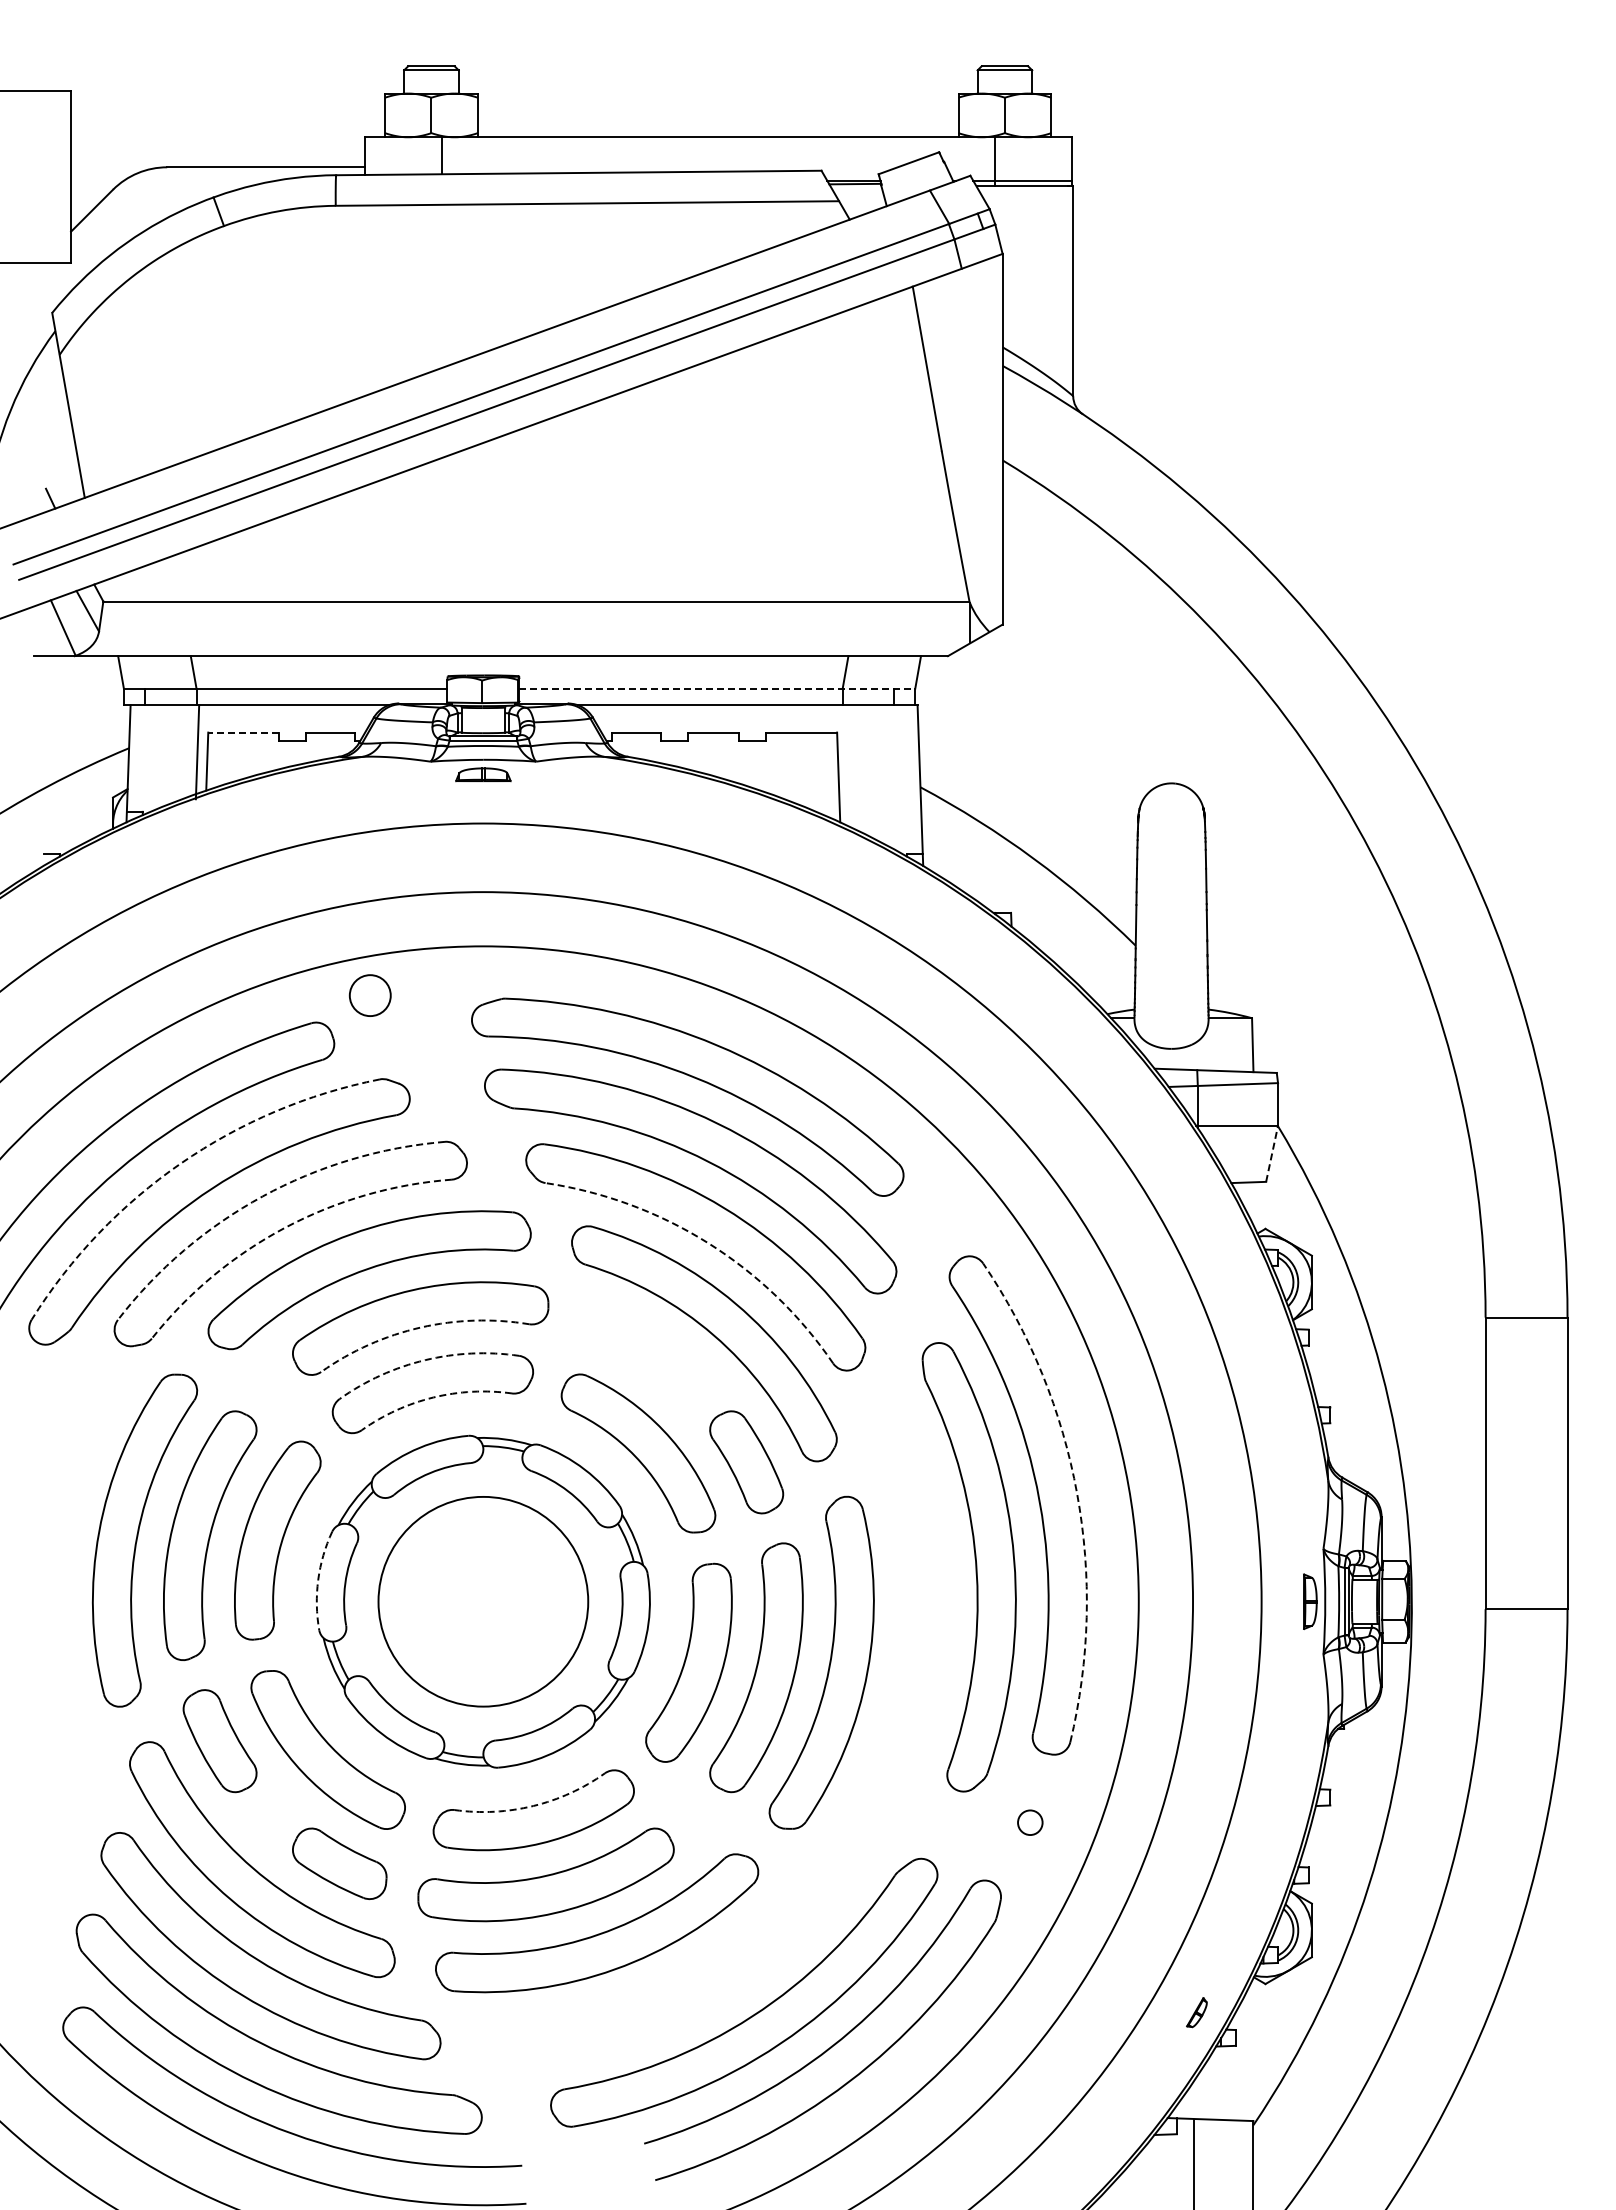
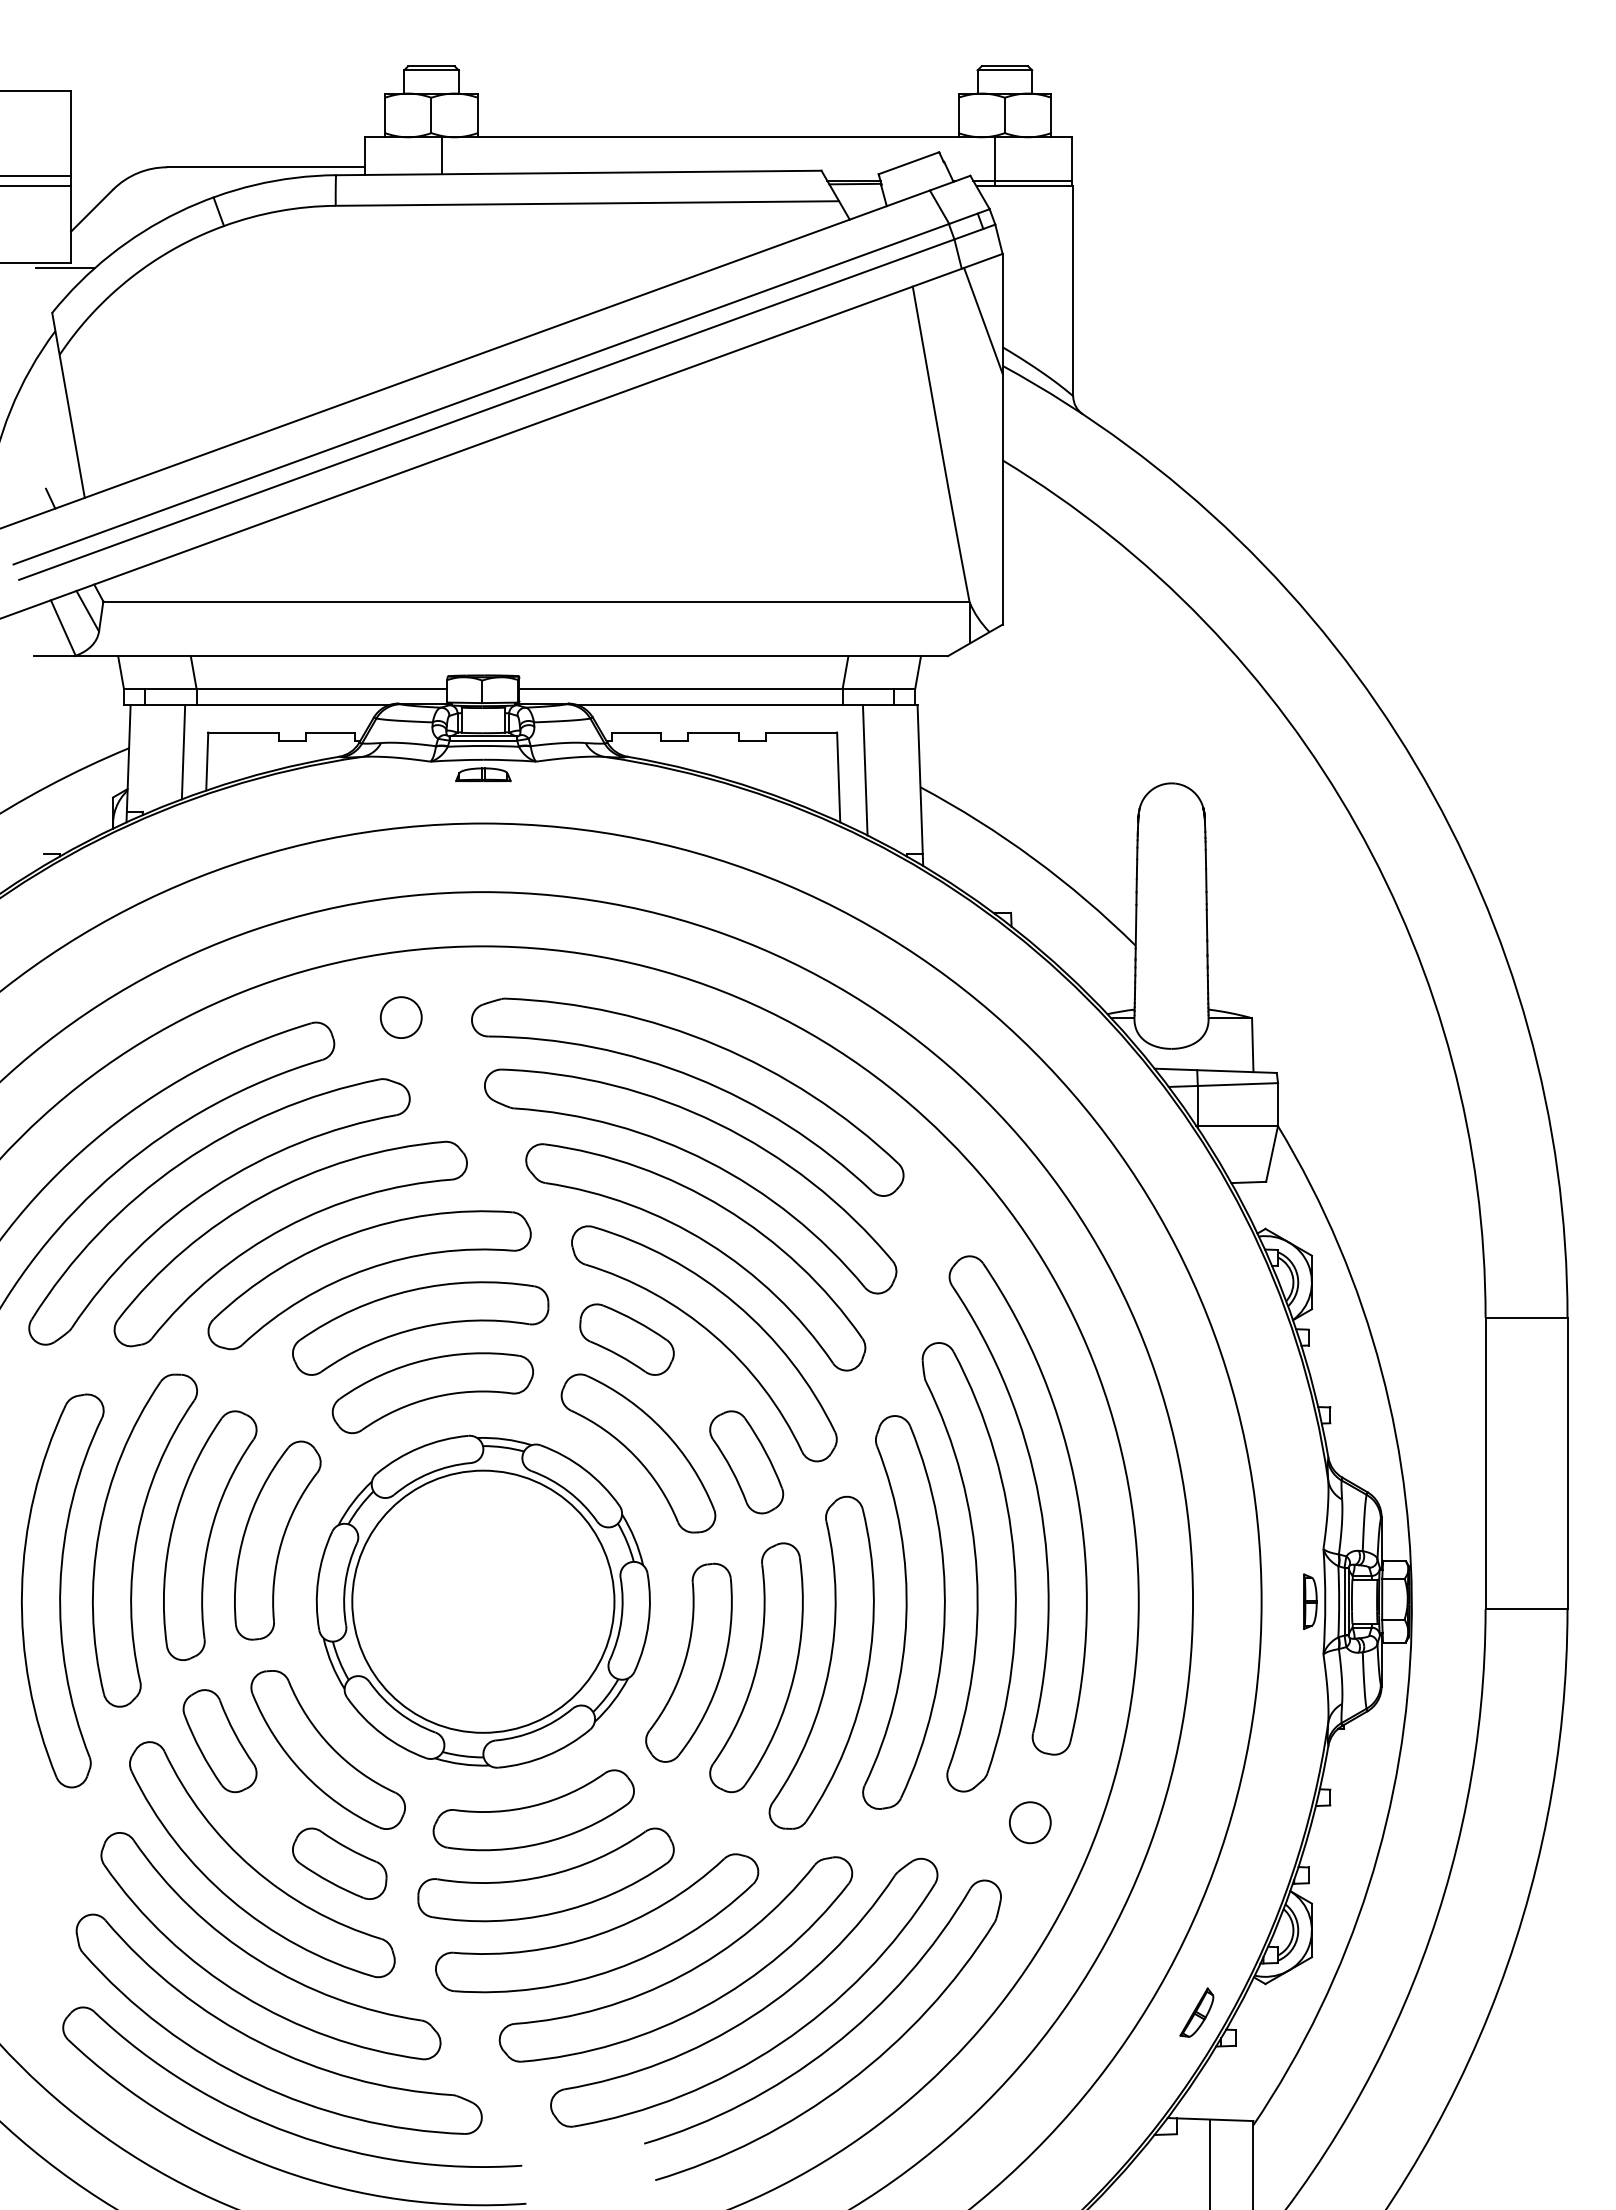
line: none -> present (36, 175)
line: none -> present (36, 186)
line: none -> present (64, 268)
line: none -> present (983, 320)
line: dashed -> solid (717, 688)
line: dashed -> solid (242, 732)
line position: (197, 752) -> (183, 752) (183, 752)
line: none -> present (864, 770)
circle position: (369, 995) -> (400, 1017) (400, 1017)
line: dashed -> solid (1272, 1153)
arc: dashed -> solid (180, 1163)
arc: dashed -> solid (262, 1196)
arc: dashed -> solid (285, 1227)
arc: dashed -> solid (708, 1243)
arc: dashed -> solid (420, 1327)
part: none -> present (626, 1339)
arc: dashed -> solid (425, 1360)
arc: dashed -> solid (433, 1397)
arc: dashed -> solid (1077, 1493)
arc: dashed -> solid (318, 1580)
part: none -> present (62, 1590)
circle diameter: 210 px -> 262 px (483, 1601)
part: none -> present (903, 1612)
arc: dashed -> solid (533, 1806)
circle diameter: 25 px -> 41 px (1029, 1822)
part: none -> present (683, 1973)
part size: 22x32 px -> 36x51 px (1196, 2012)
line position: (1193, 2162) -> (1209, 2162) (1209, 2162)
